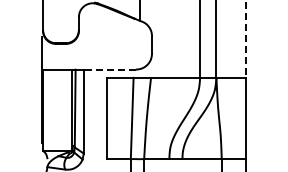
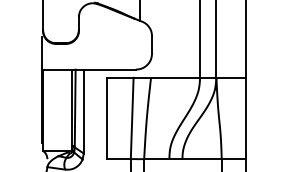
line: dashed -> solid (245, 39)
line: dashed -> solid (109, 69)
